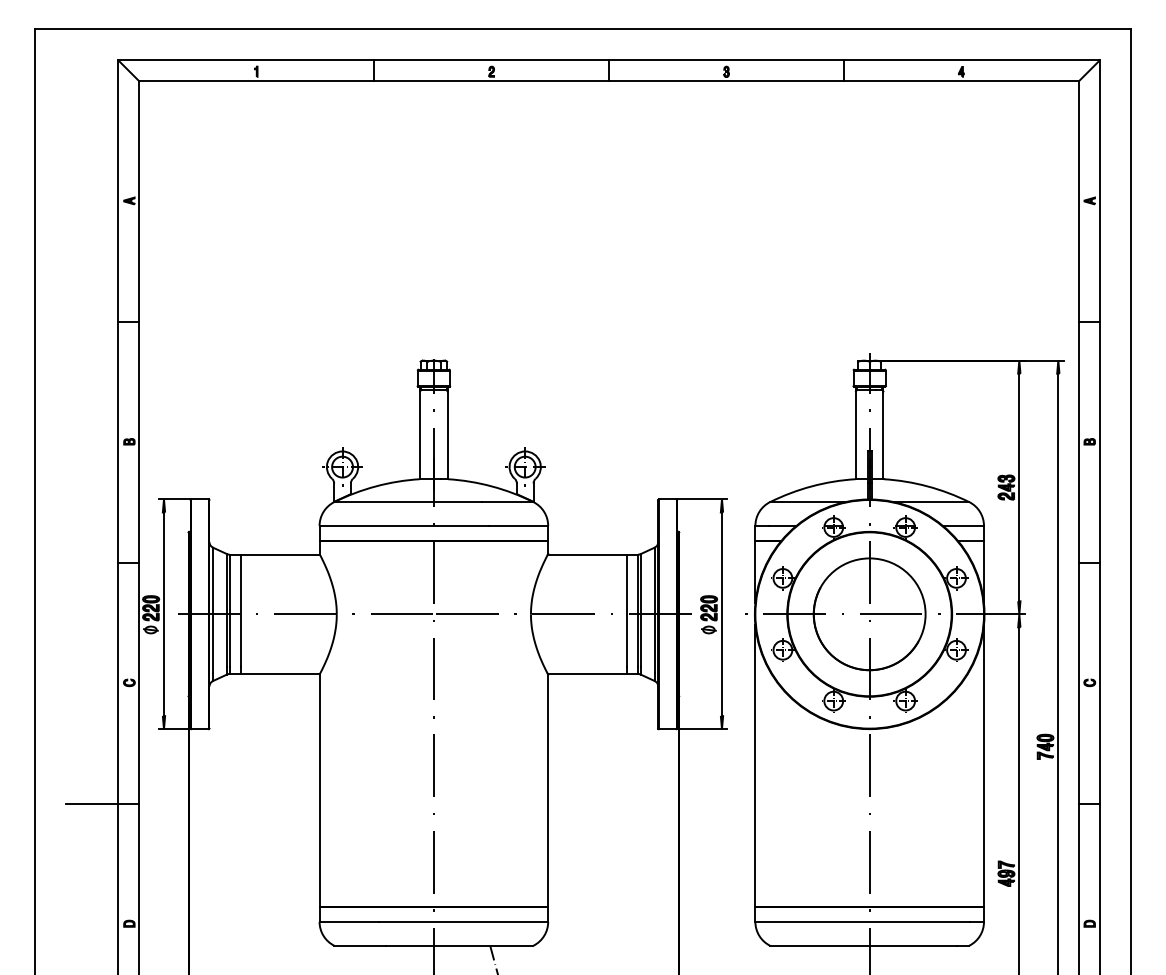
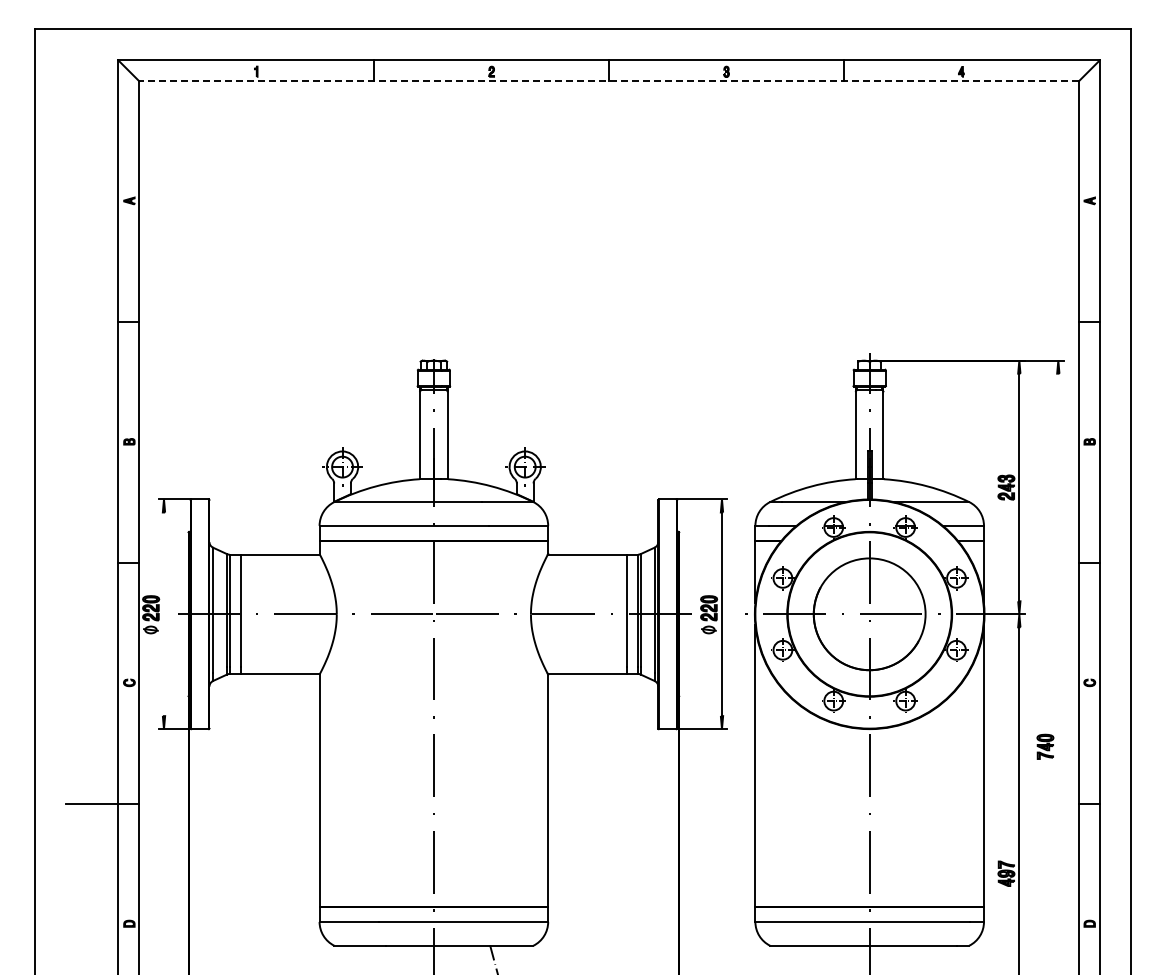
line: solid -> dashed (609, 81)
line: present -> none (164, 614)
line: present -> none (1058, 672)
